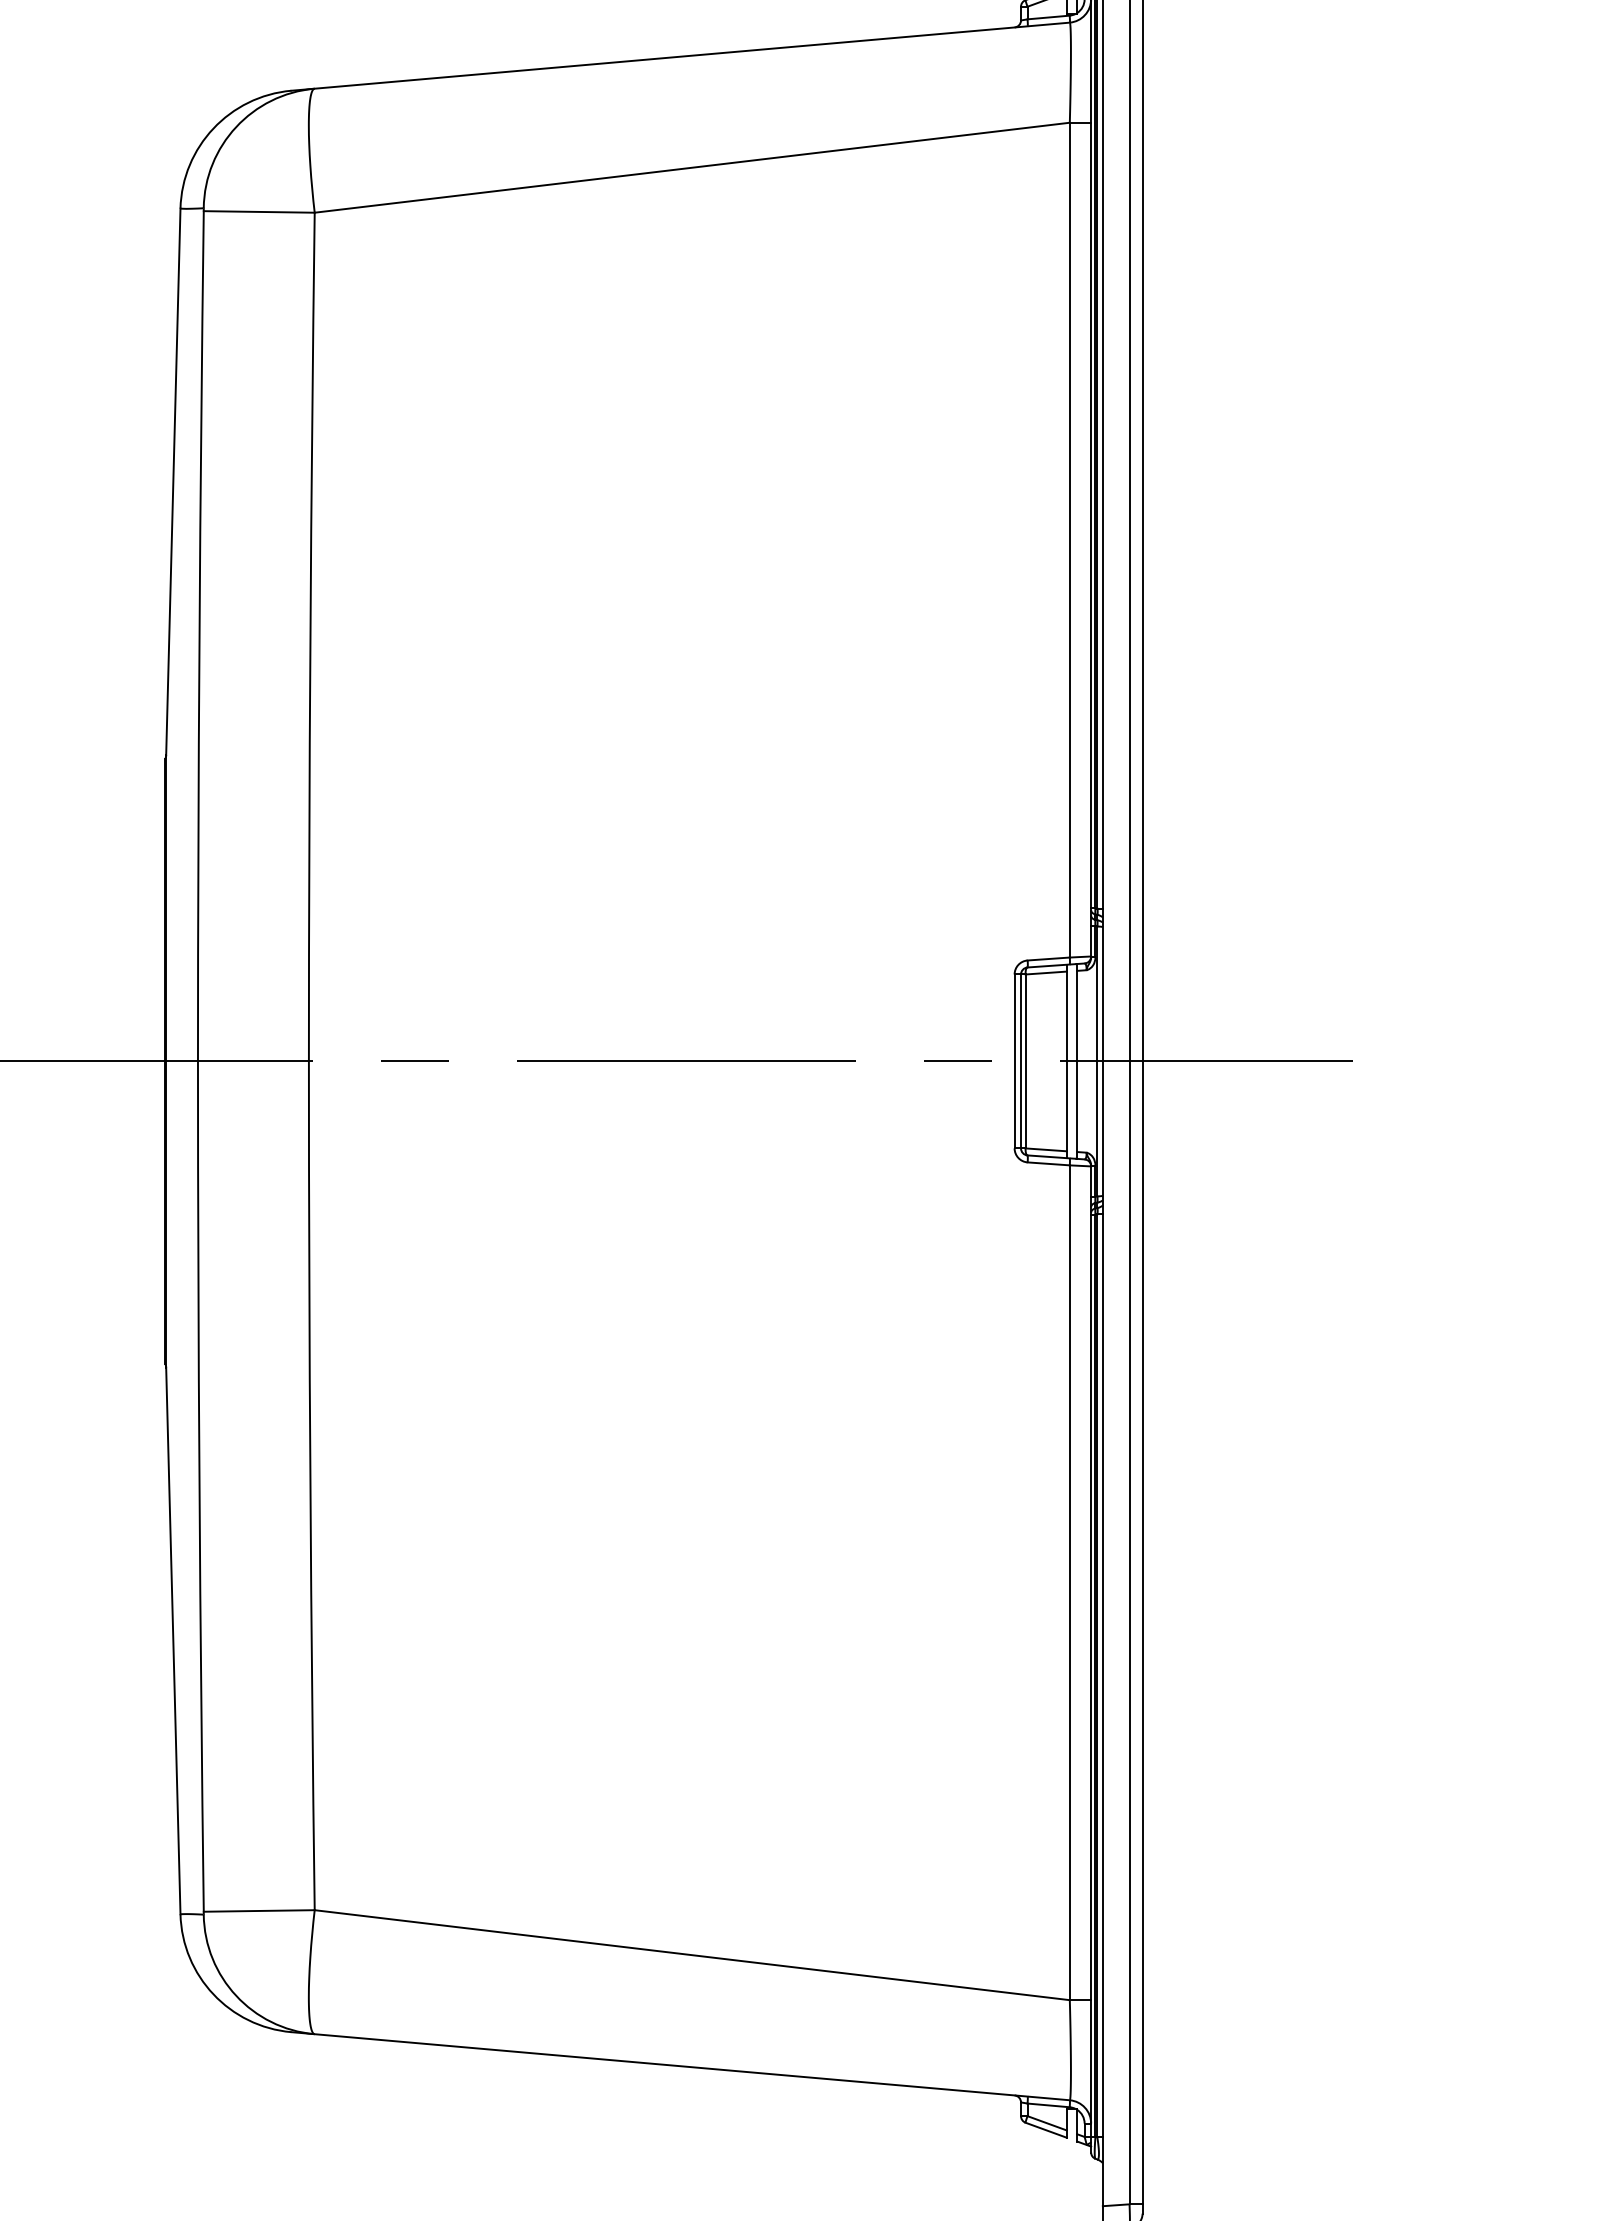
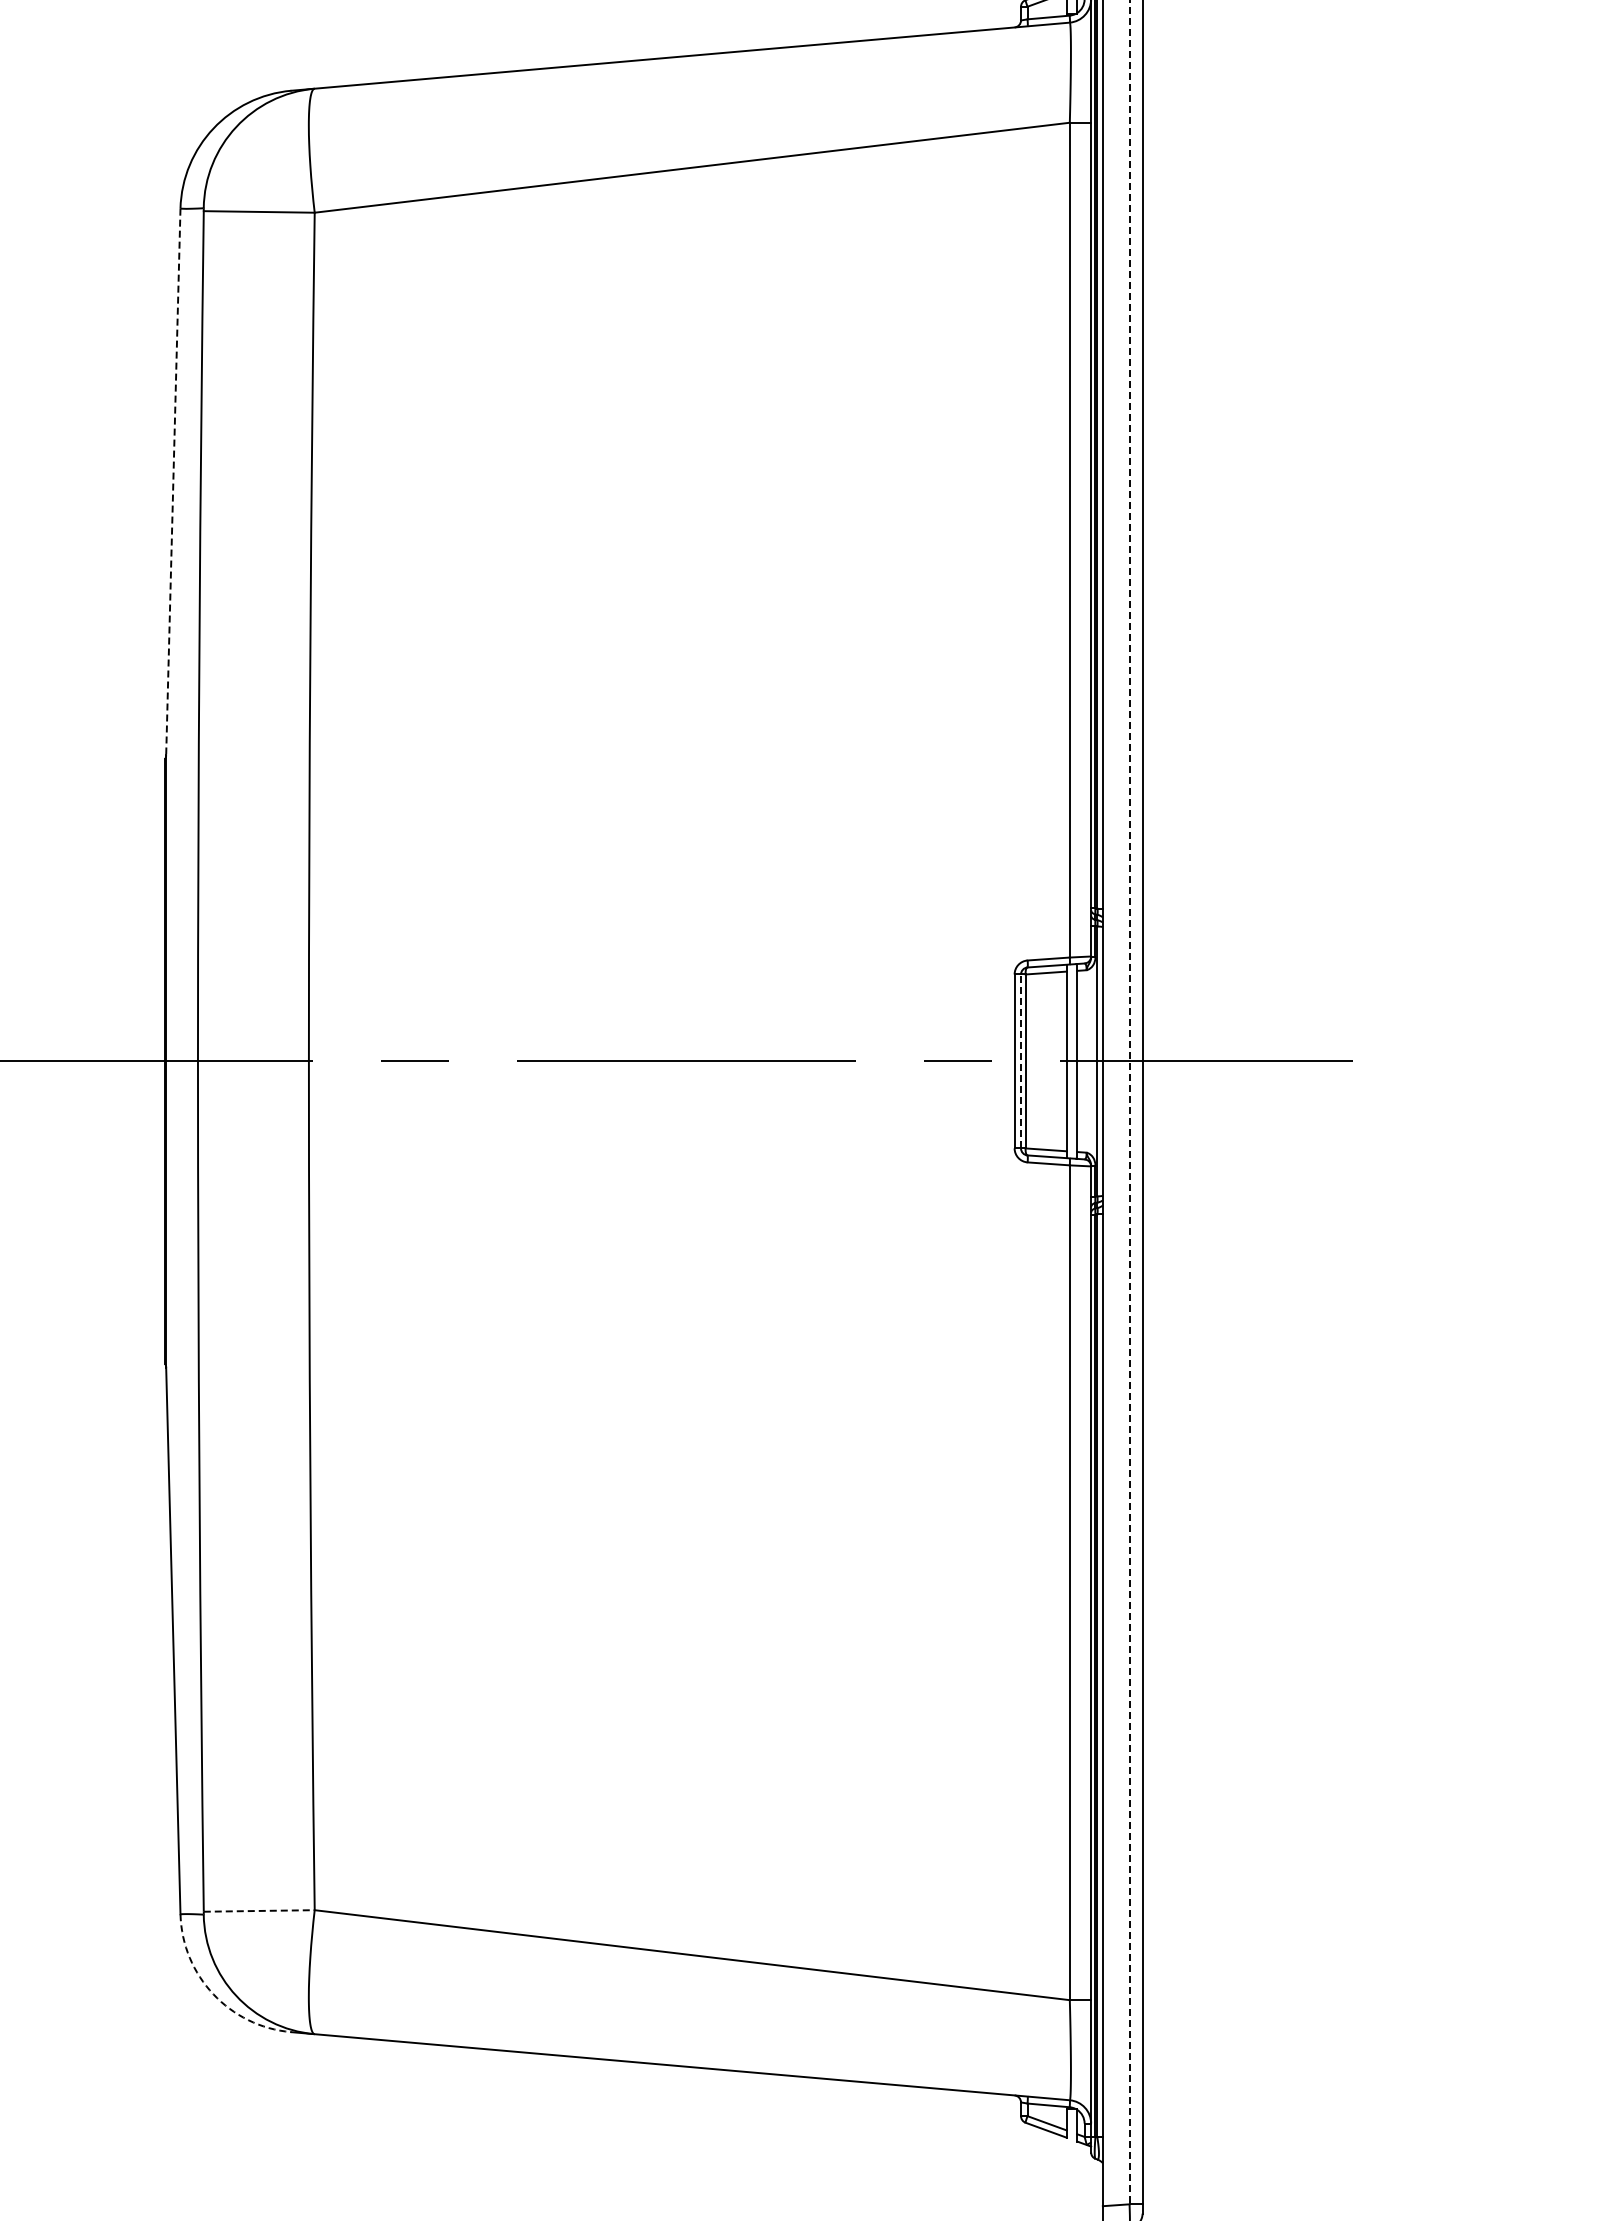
line: solid -> dashed (173, 482)
line: solid -> dashed (1021, 1061)
line: solid -> dashed (1129, 1102)
line: solid -> dashed (259, 1910)
arc: solid -> dashed (213, 1994)
